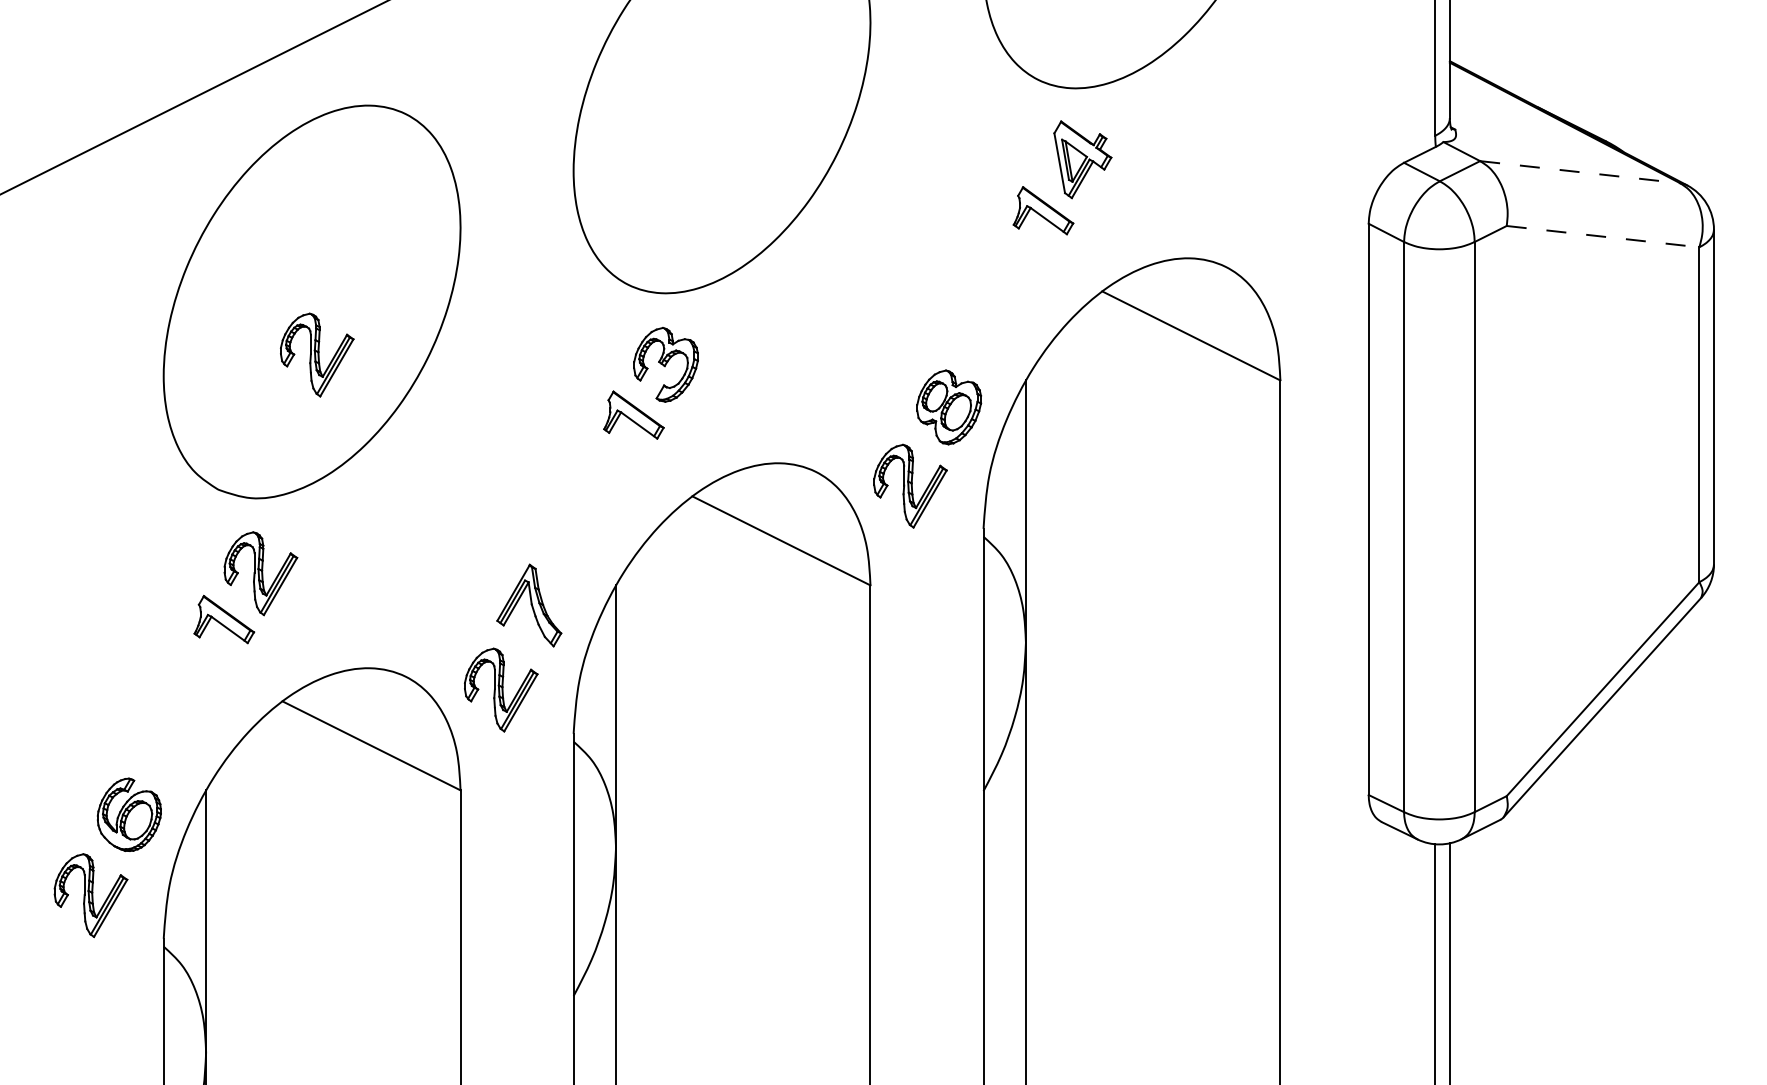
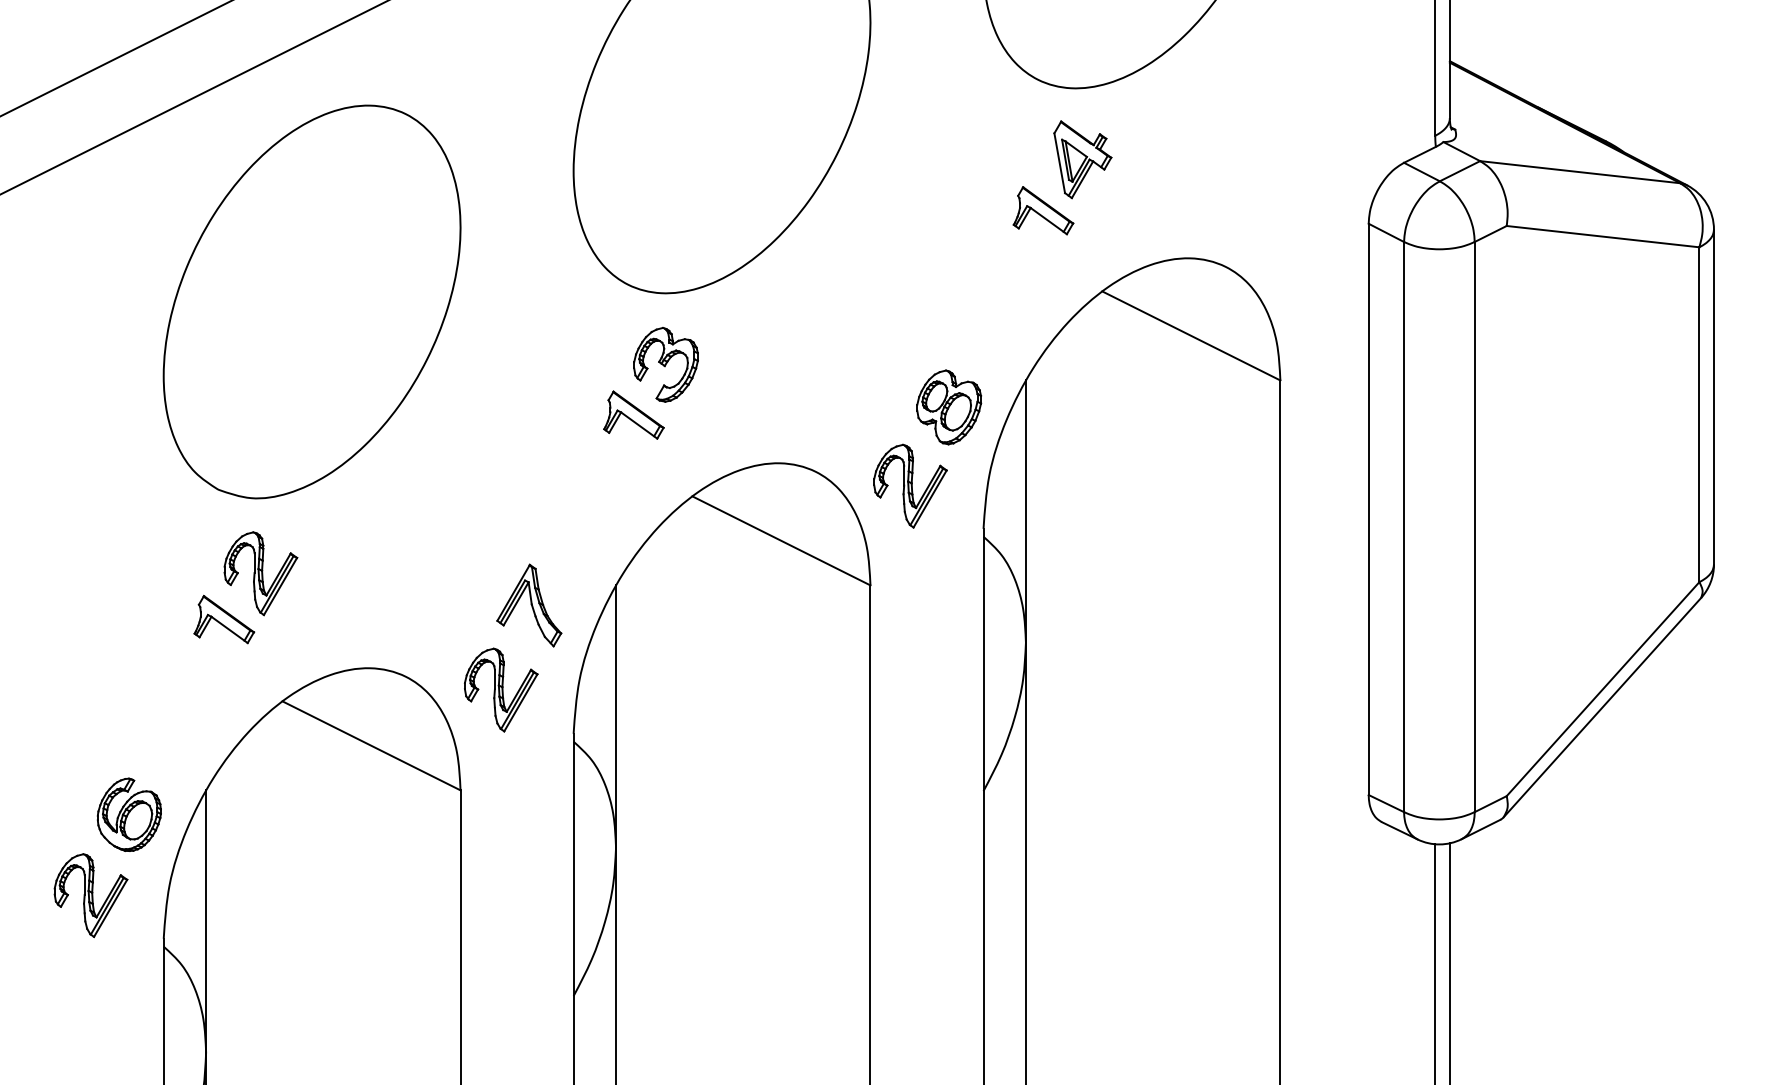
line: none -> present (115, 58)
line: dashed -> solid (1580, 172)
line: dashed -> solid (1603, 236)
part: present -> none (317, 354)
